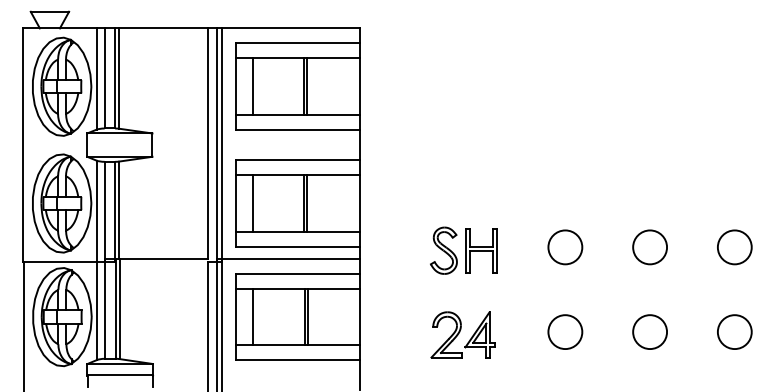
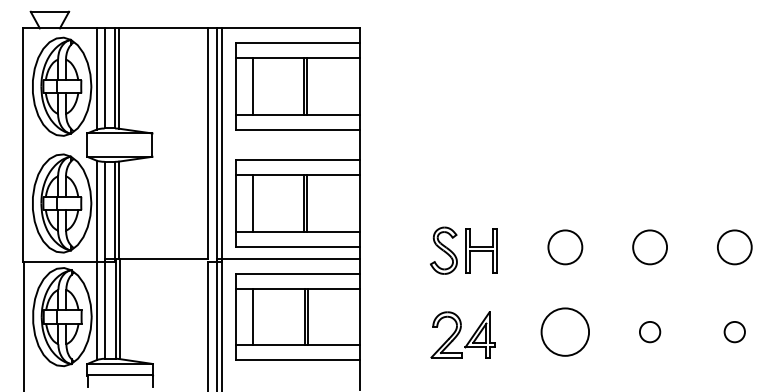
circle size: 37x36 px -> 50x50 px (564, 331)
circle diameter: 34 px -> 20 px (649, 331)
circle diameter: 34 px -> 20 px (734, 331)
